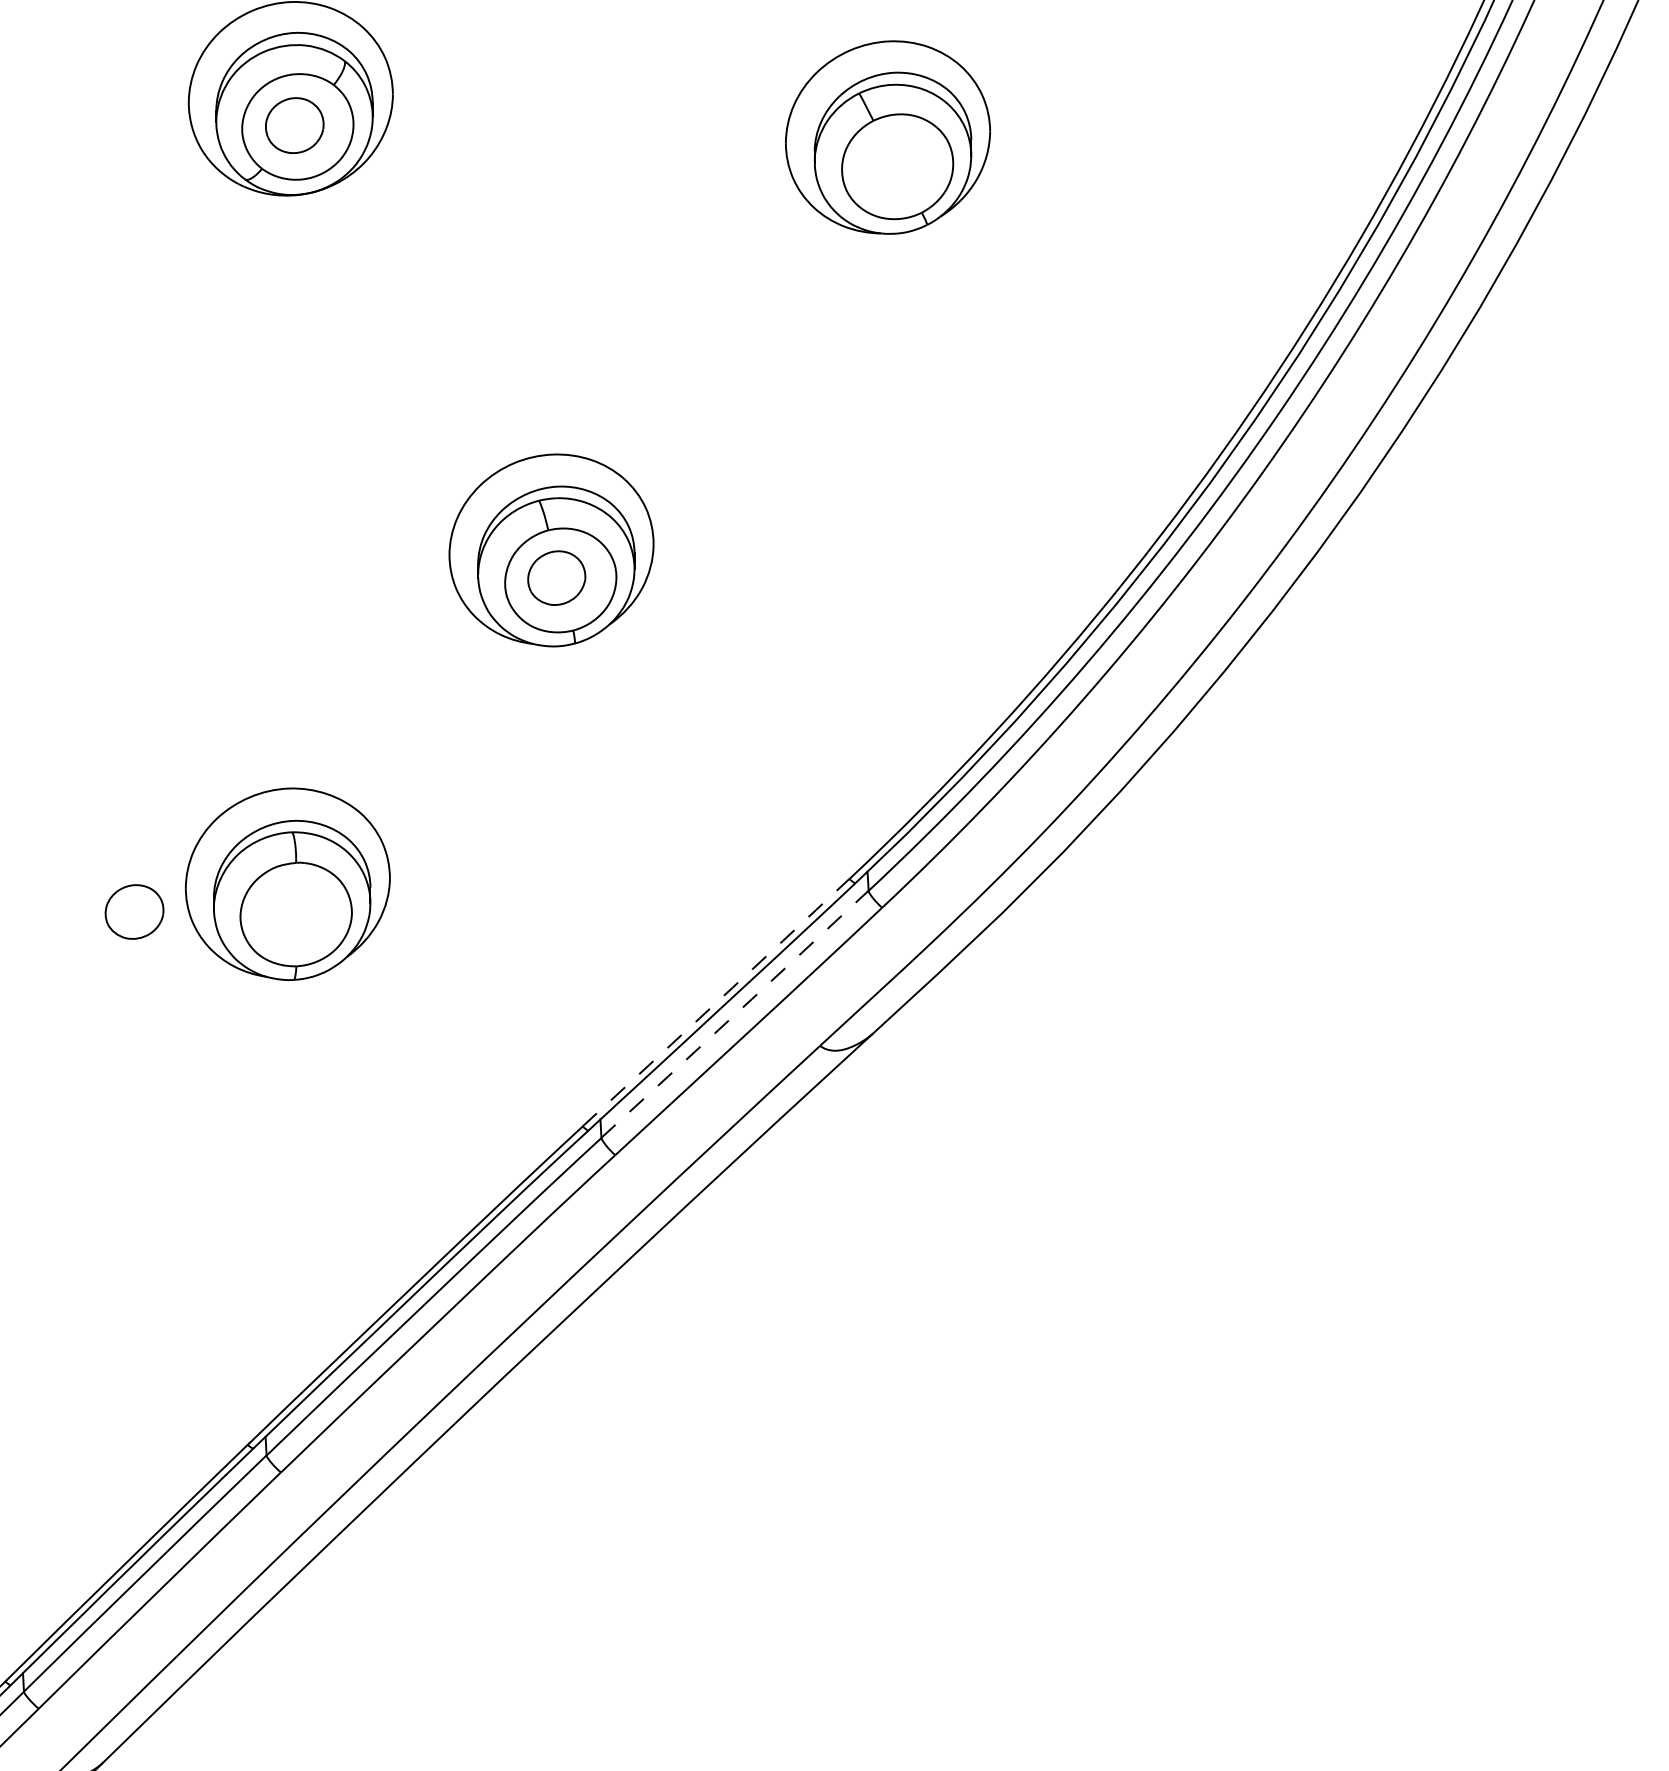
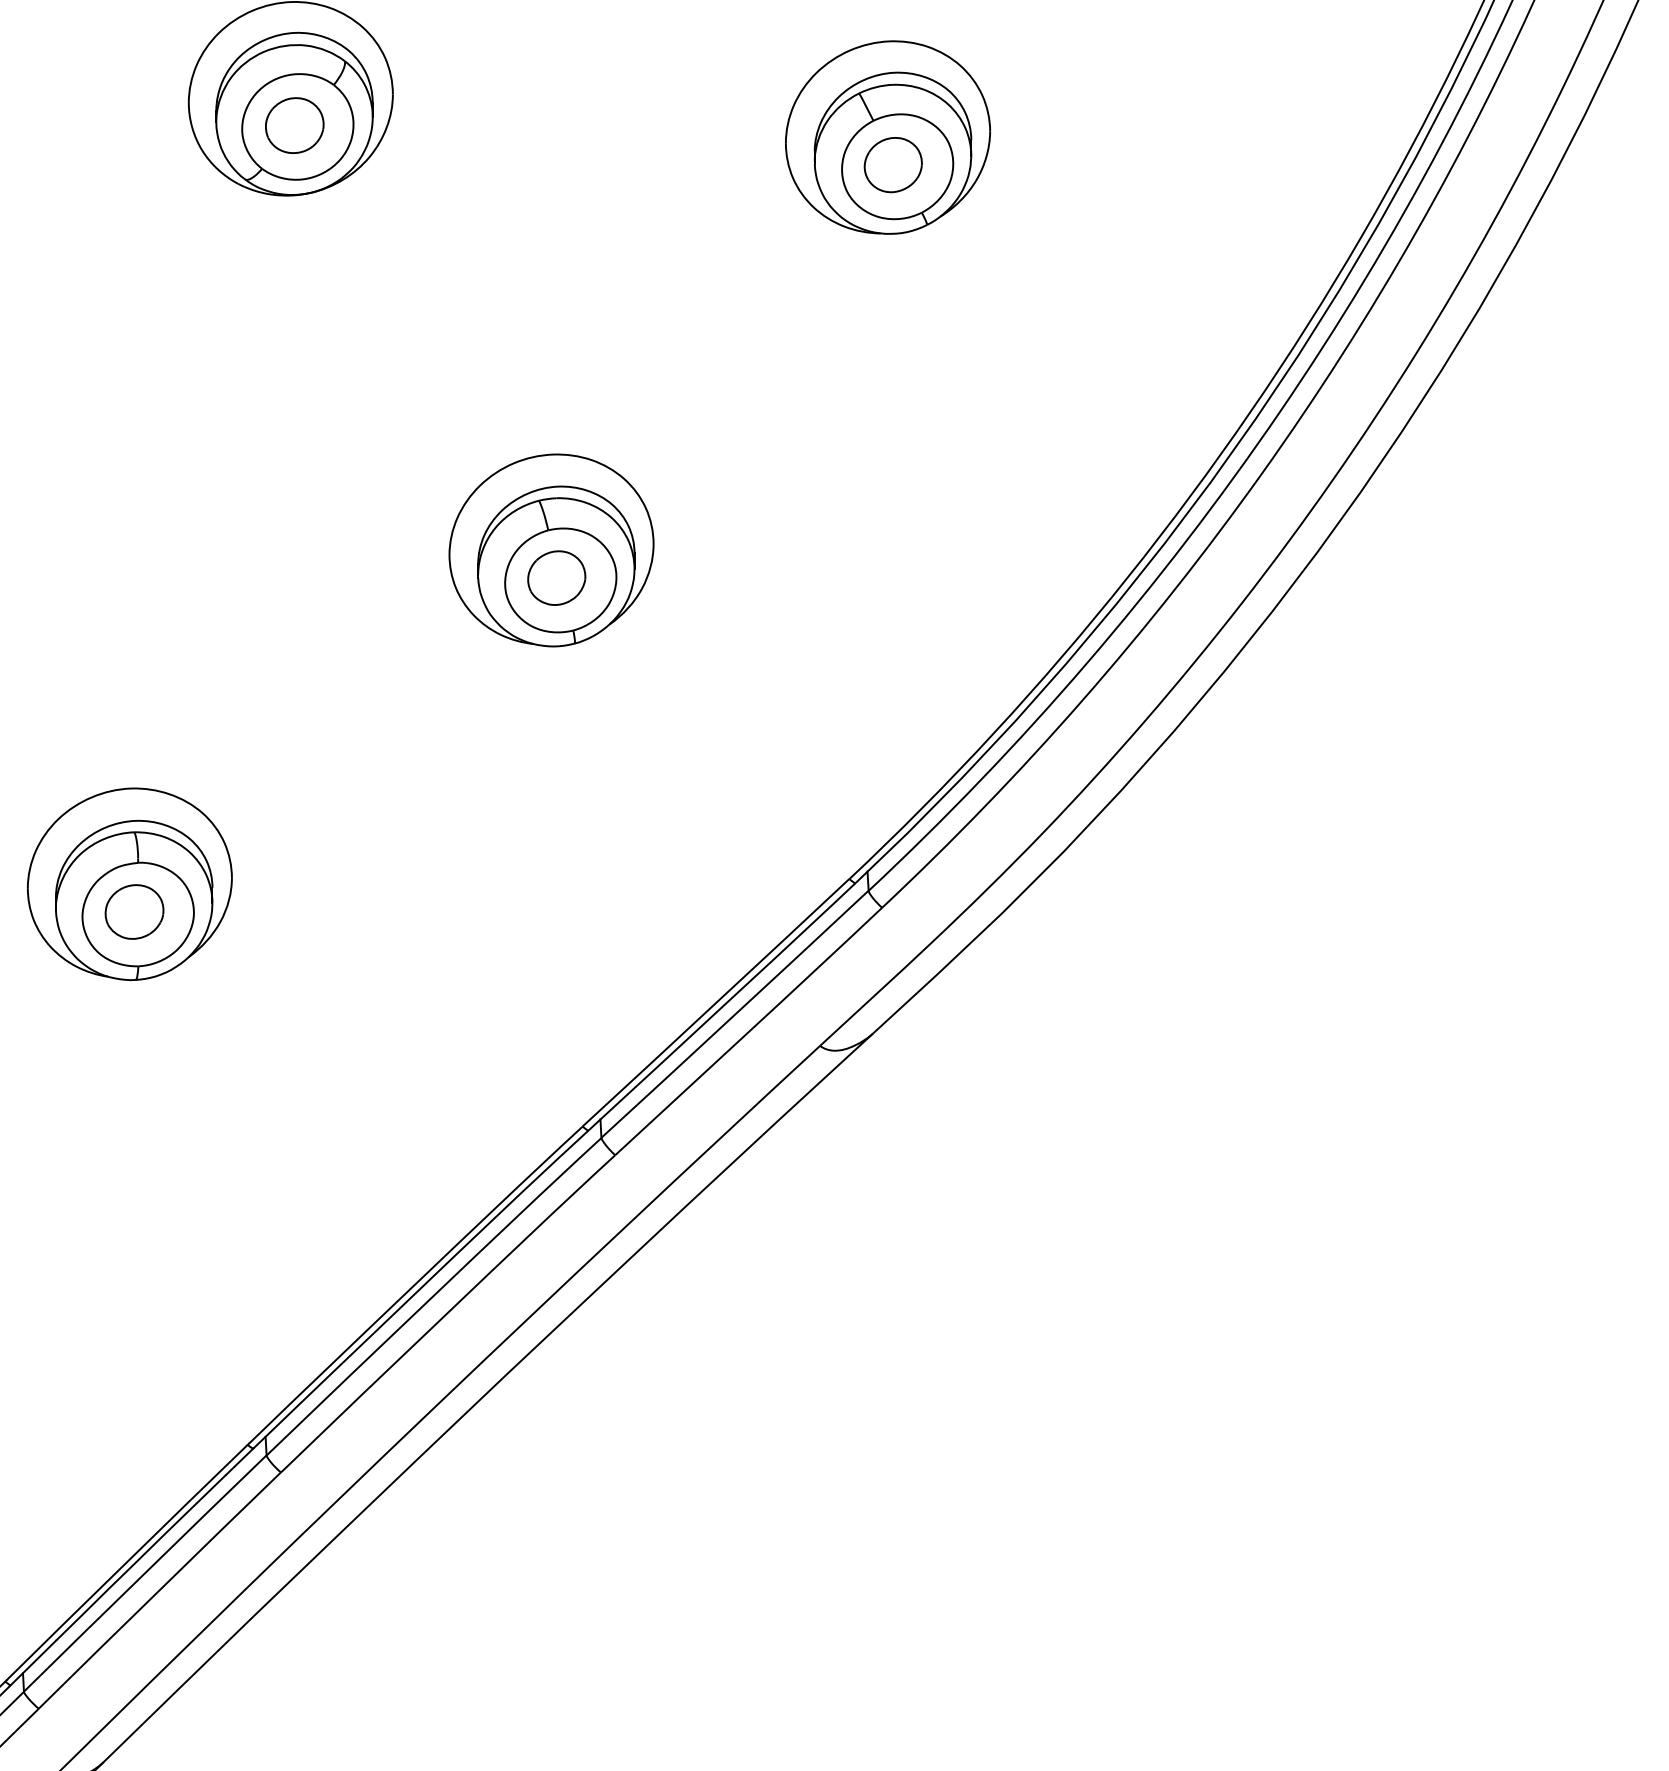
part: none -> present (892, 165)
part position: (287, 884) -> (129, 884) (129, 884)
arc: dashed -> solid (716, 1002)
arc: dashed -> solid (735, 1014)
